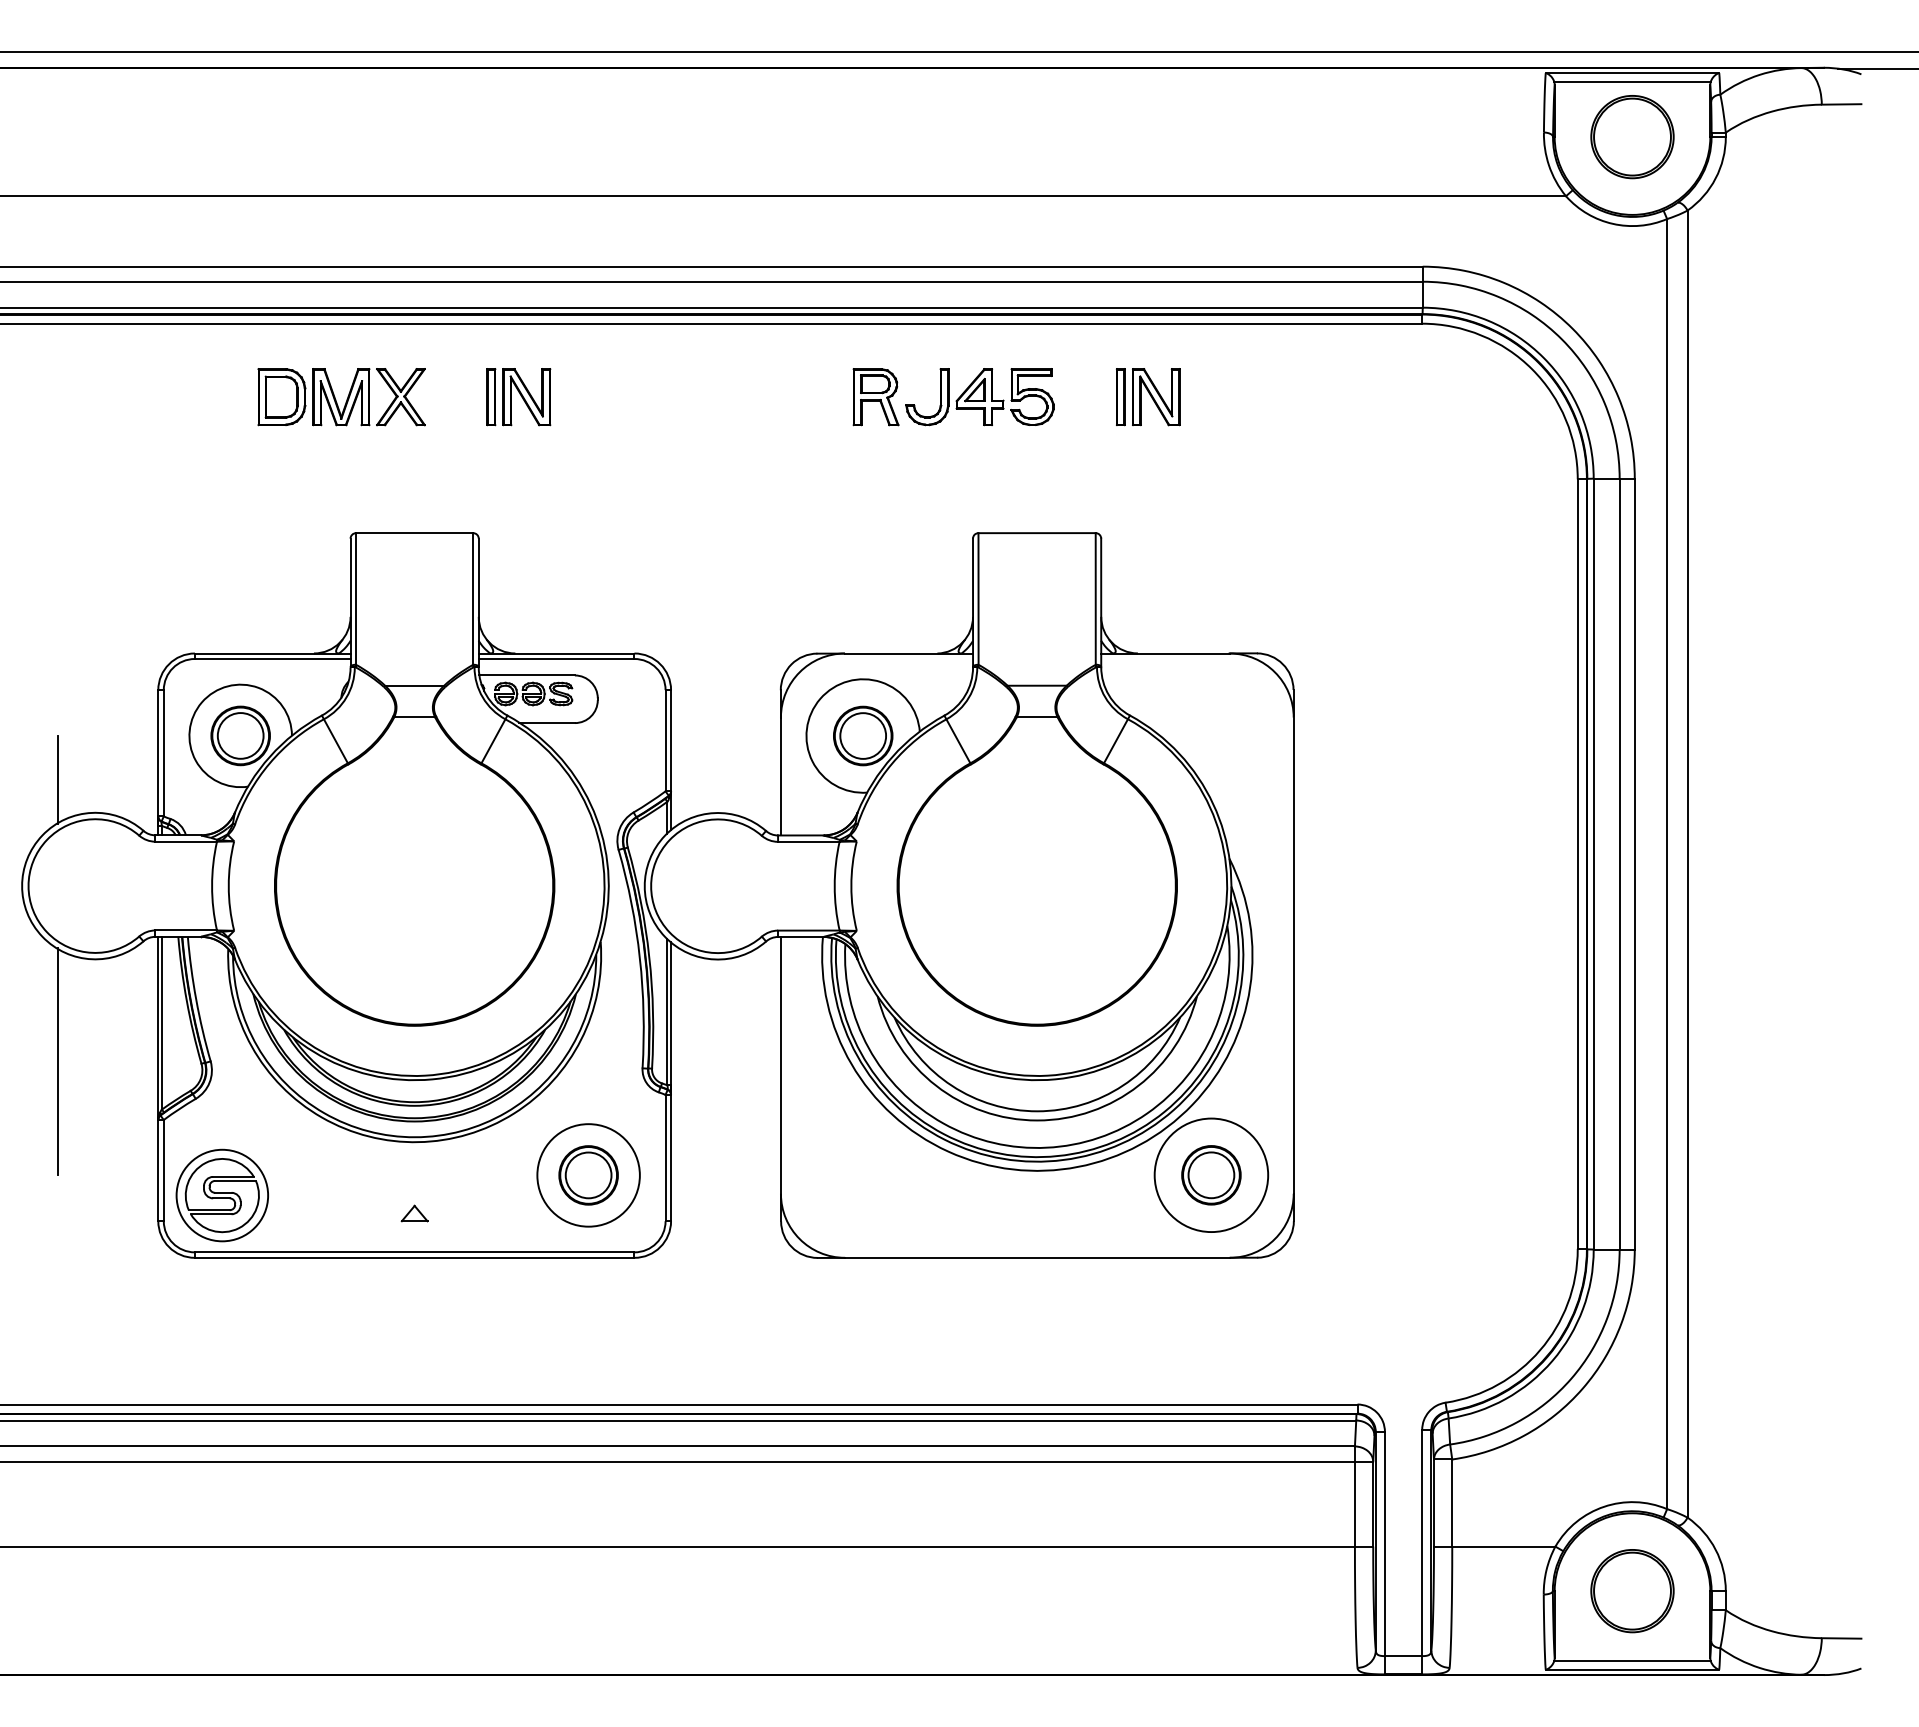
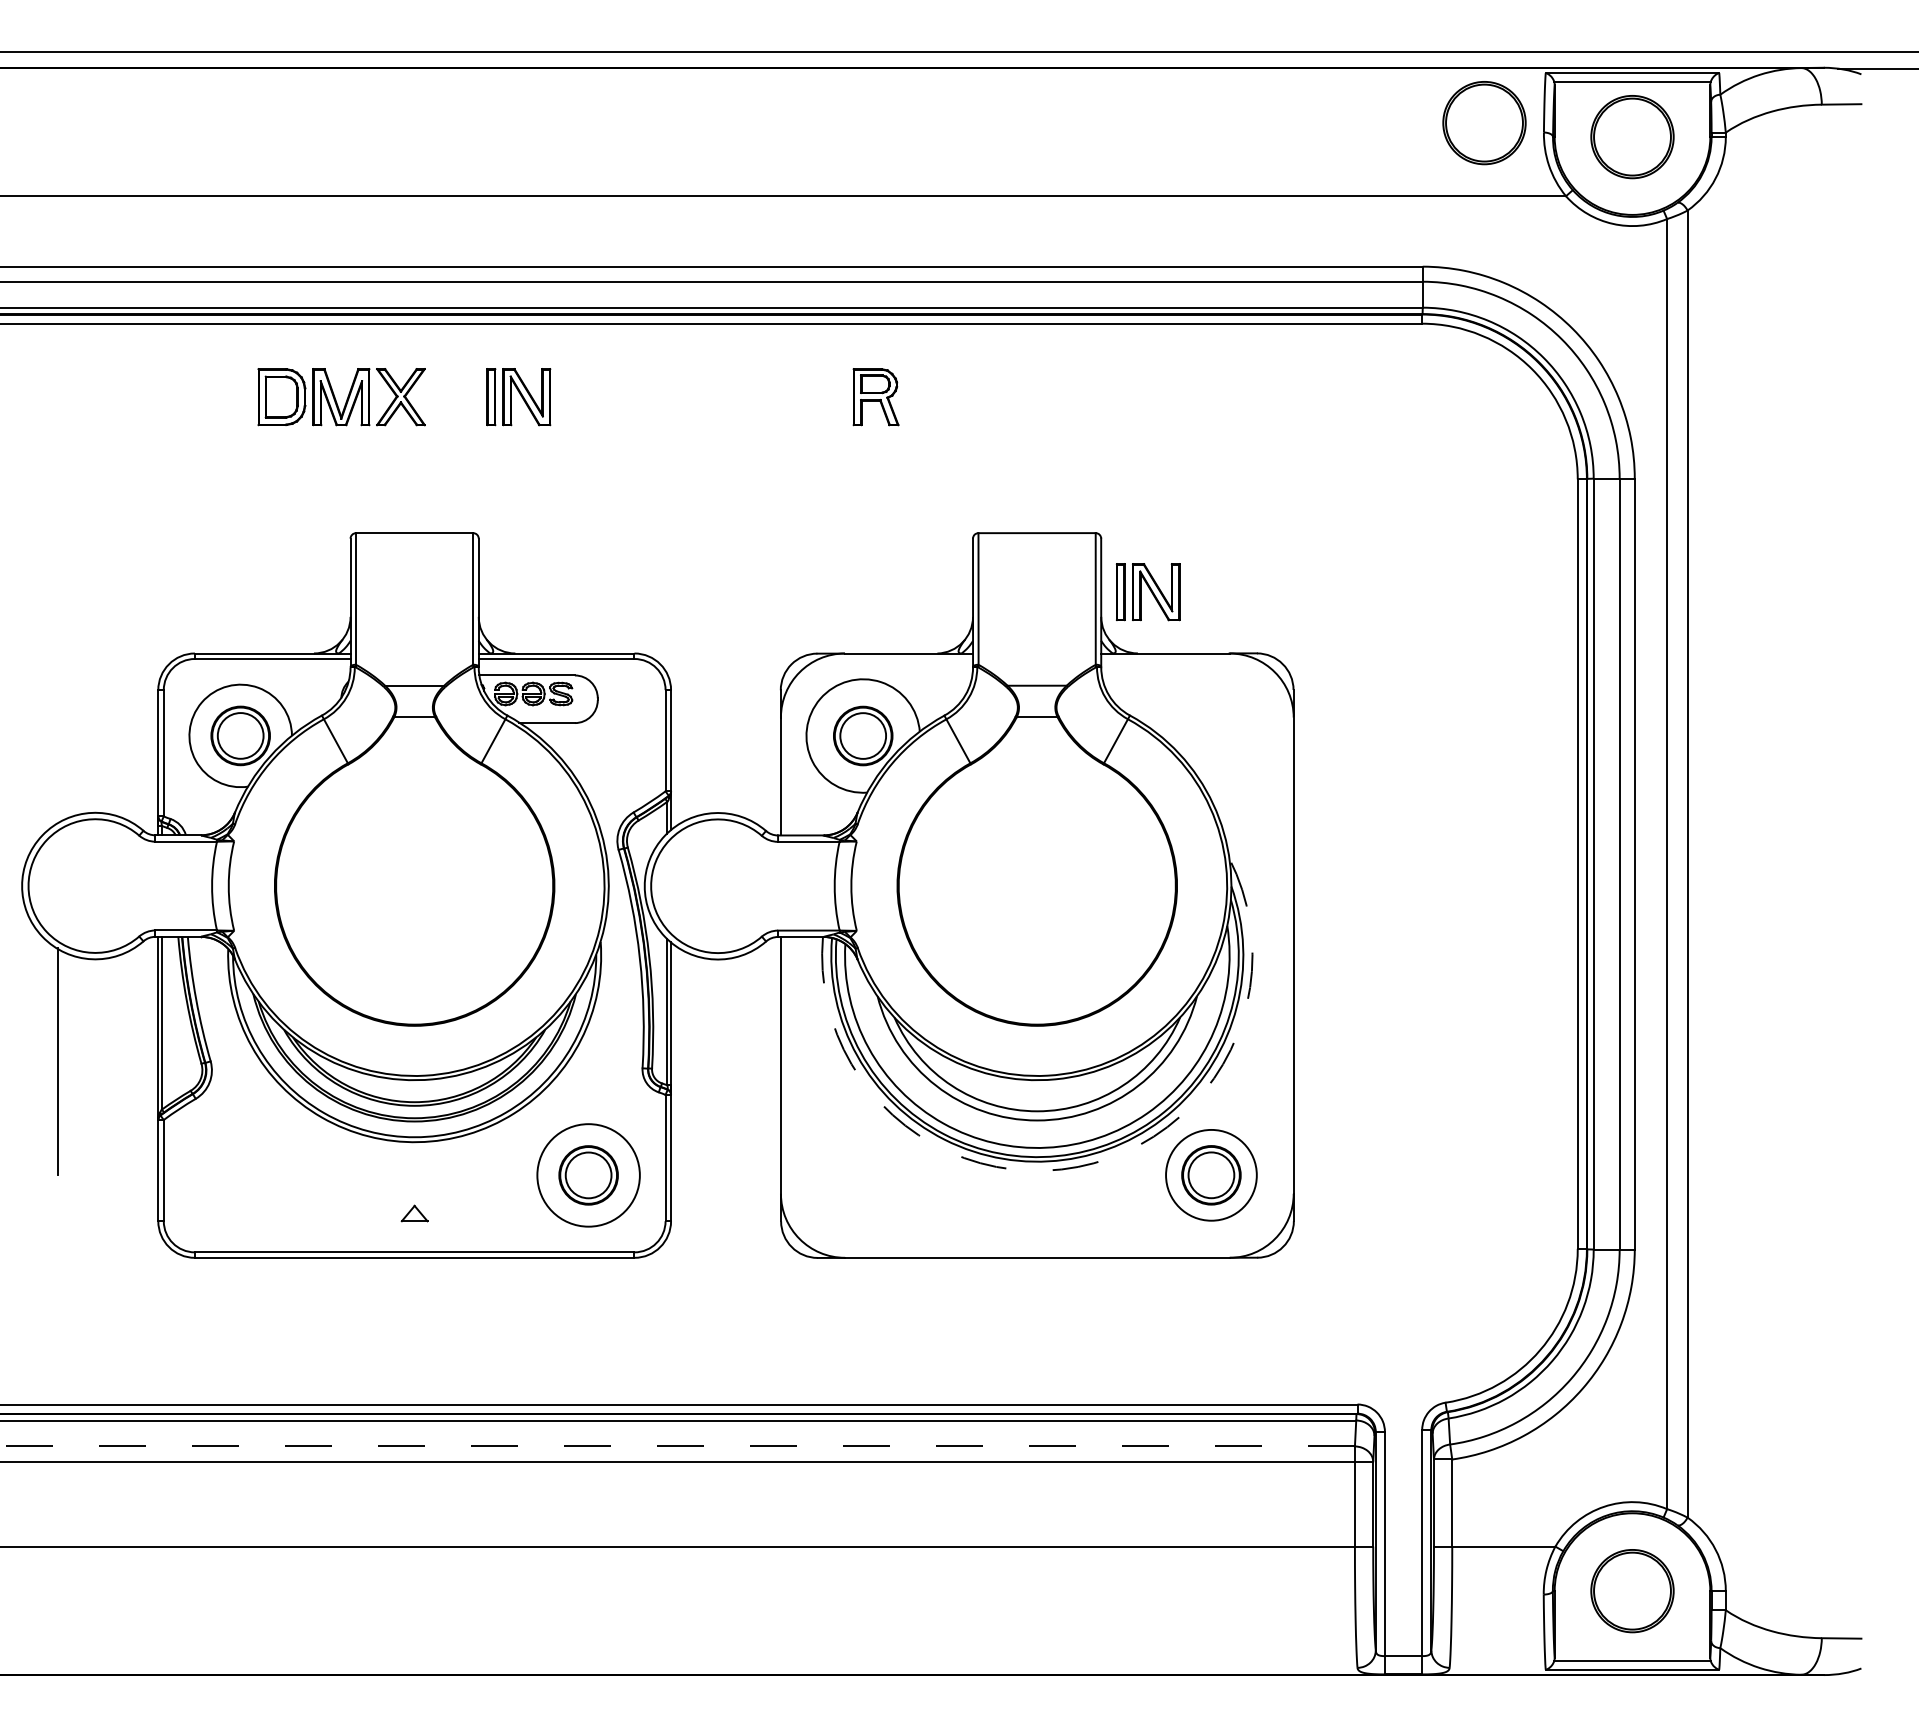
part: none -> present (1484, 123)
part: present -> none (979, 397)
part position: (1148, 397) -> (1148, 592) (1148, 592)
line: present -> none (57, 779)
arc: solid -> dashed (1078, 1166)
circle diameter: 113 px -> 91 px (1211, 1174)
part: present -> none (221, 1195)
line: solid -> dashed (677, 1446)
